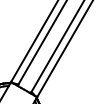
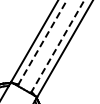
line: solid -> dashed (42, 43)
line: solid -> dashed (57, 46)
